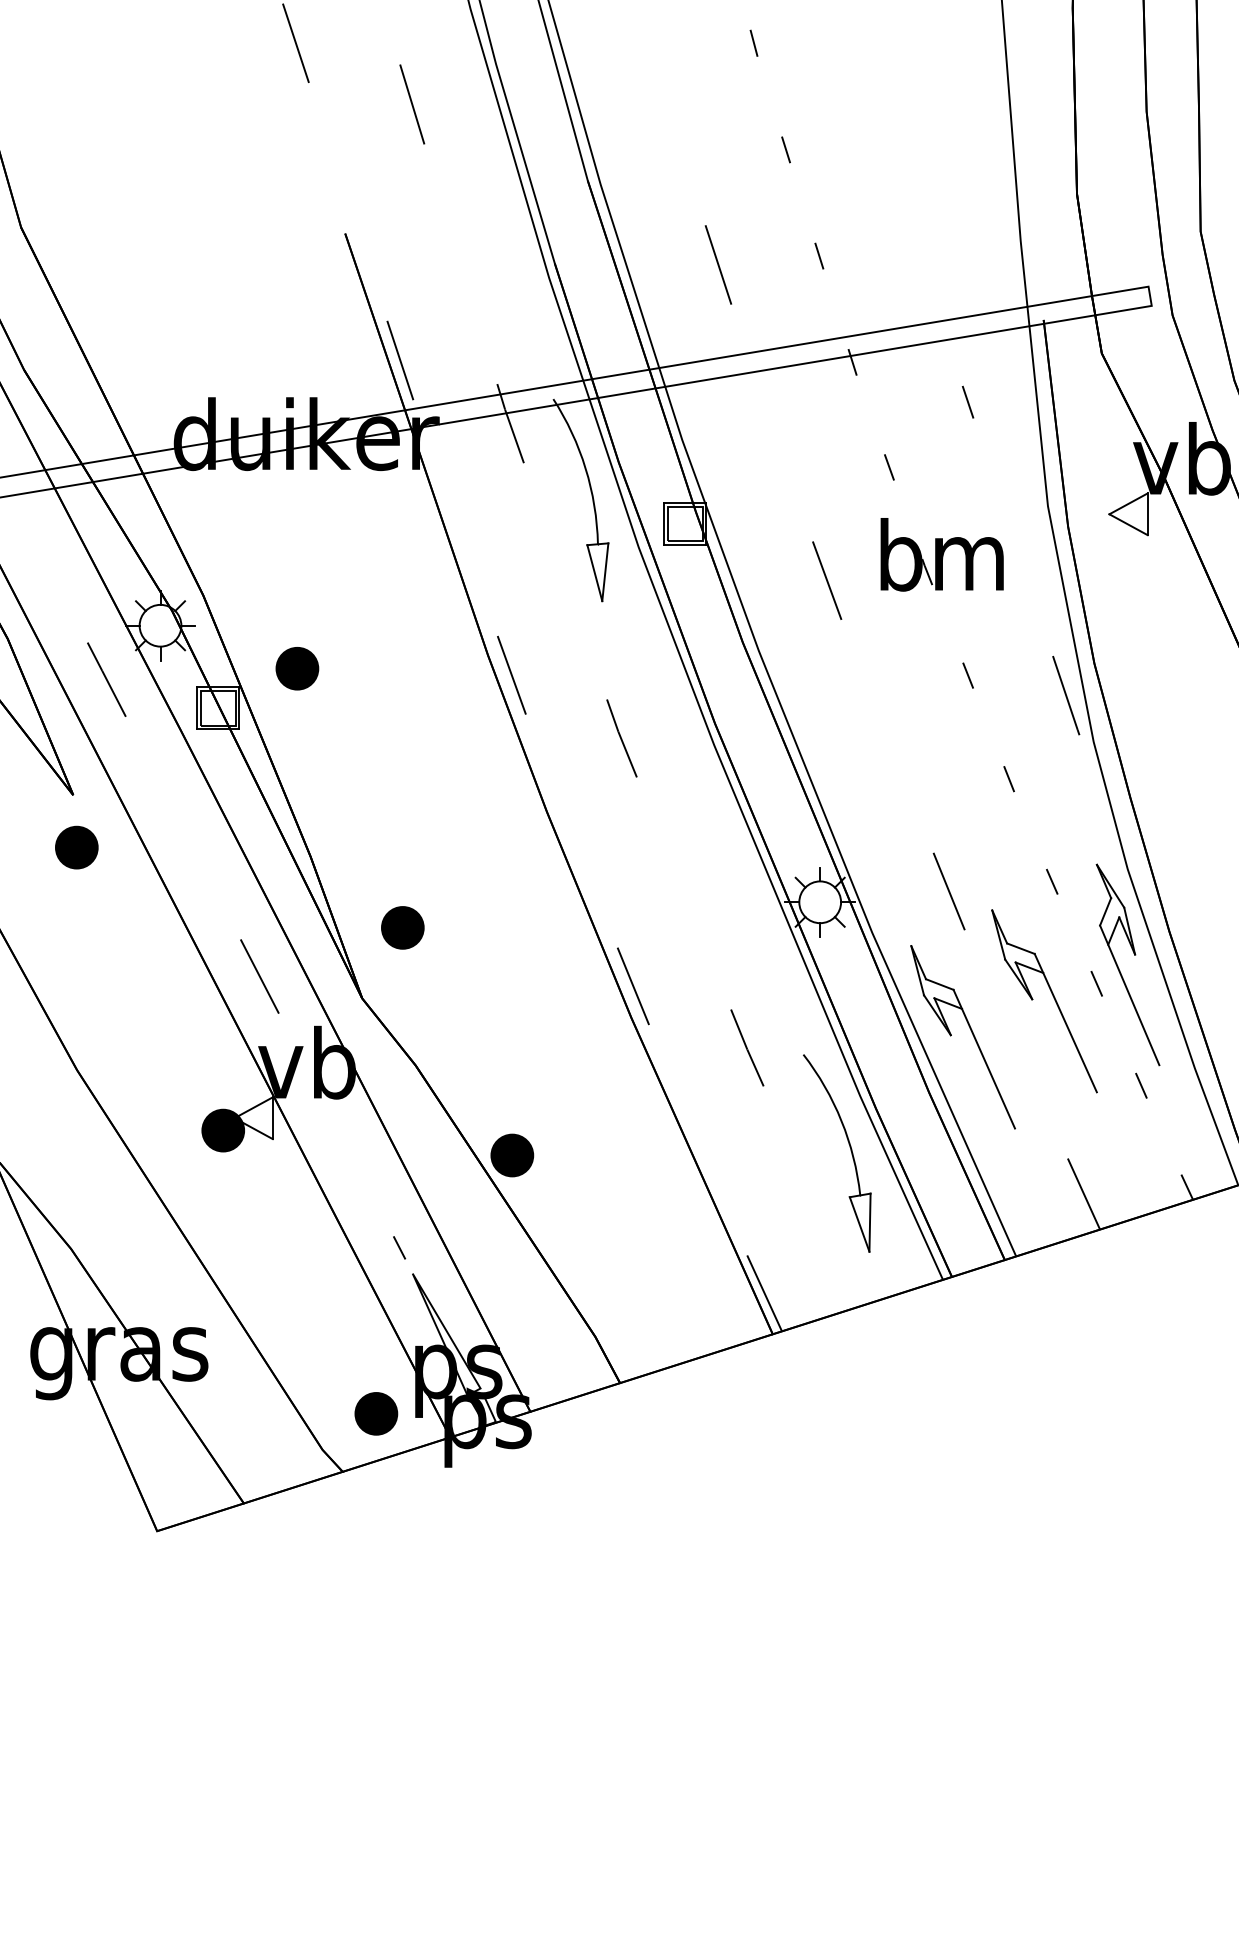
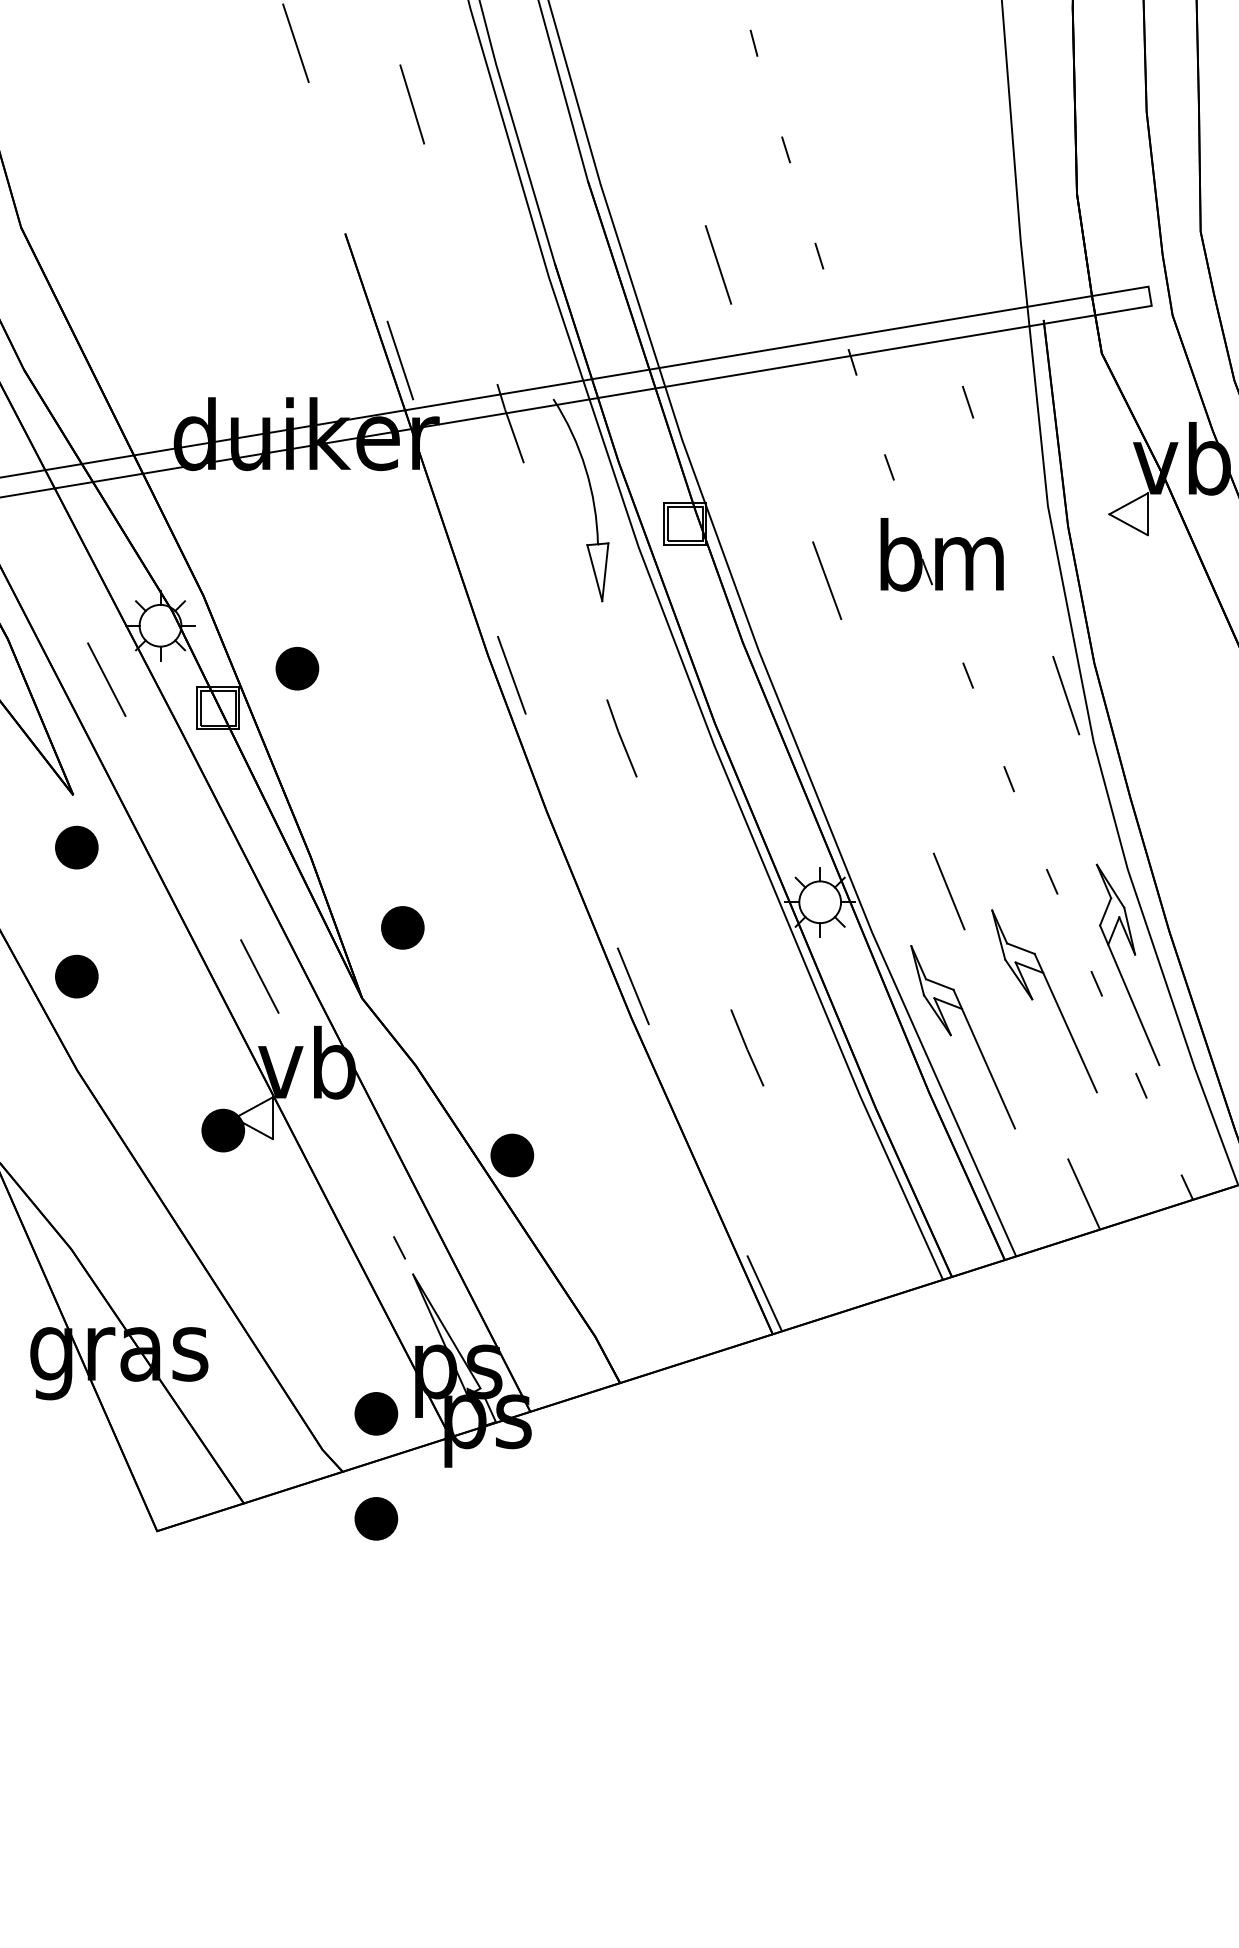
part: none -> present (76, 976)
part: present -> none (850, 1151)
part: none -> present (376, 1518)
